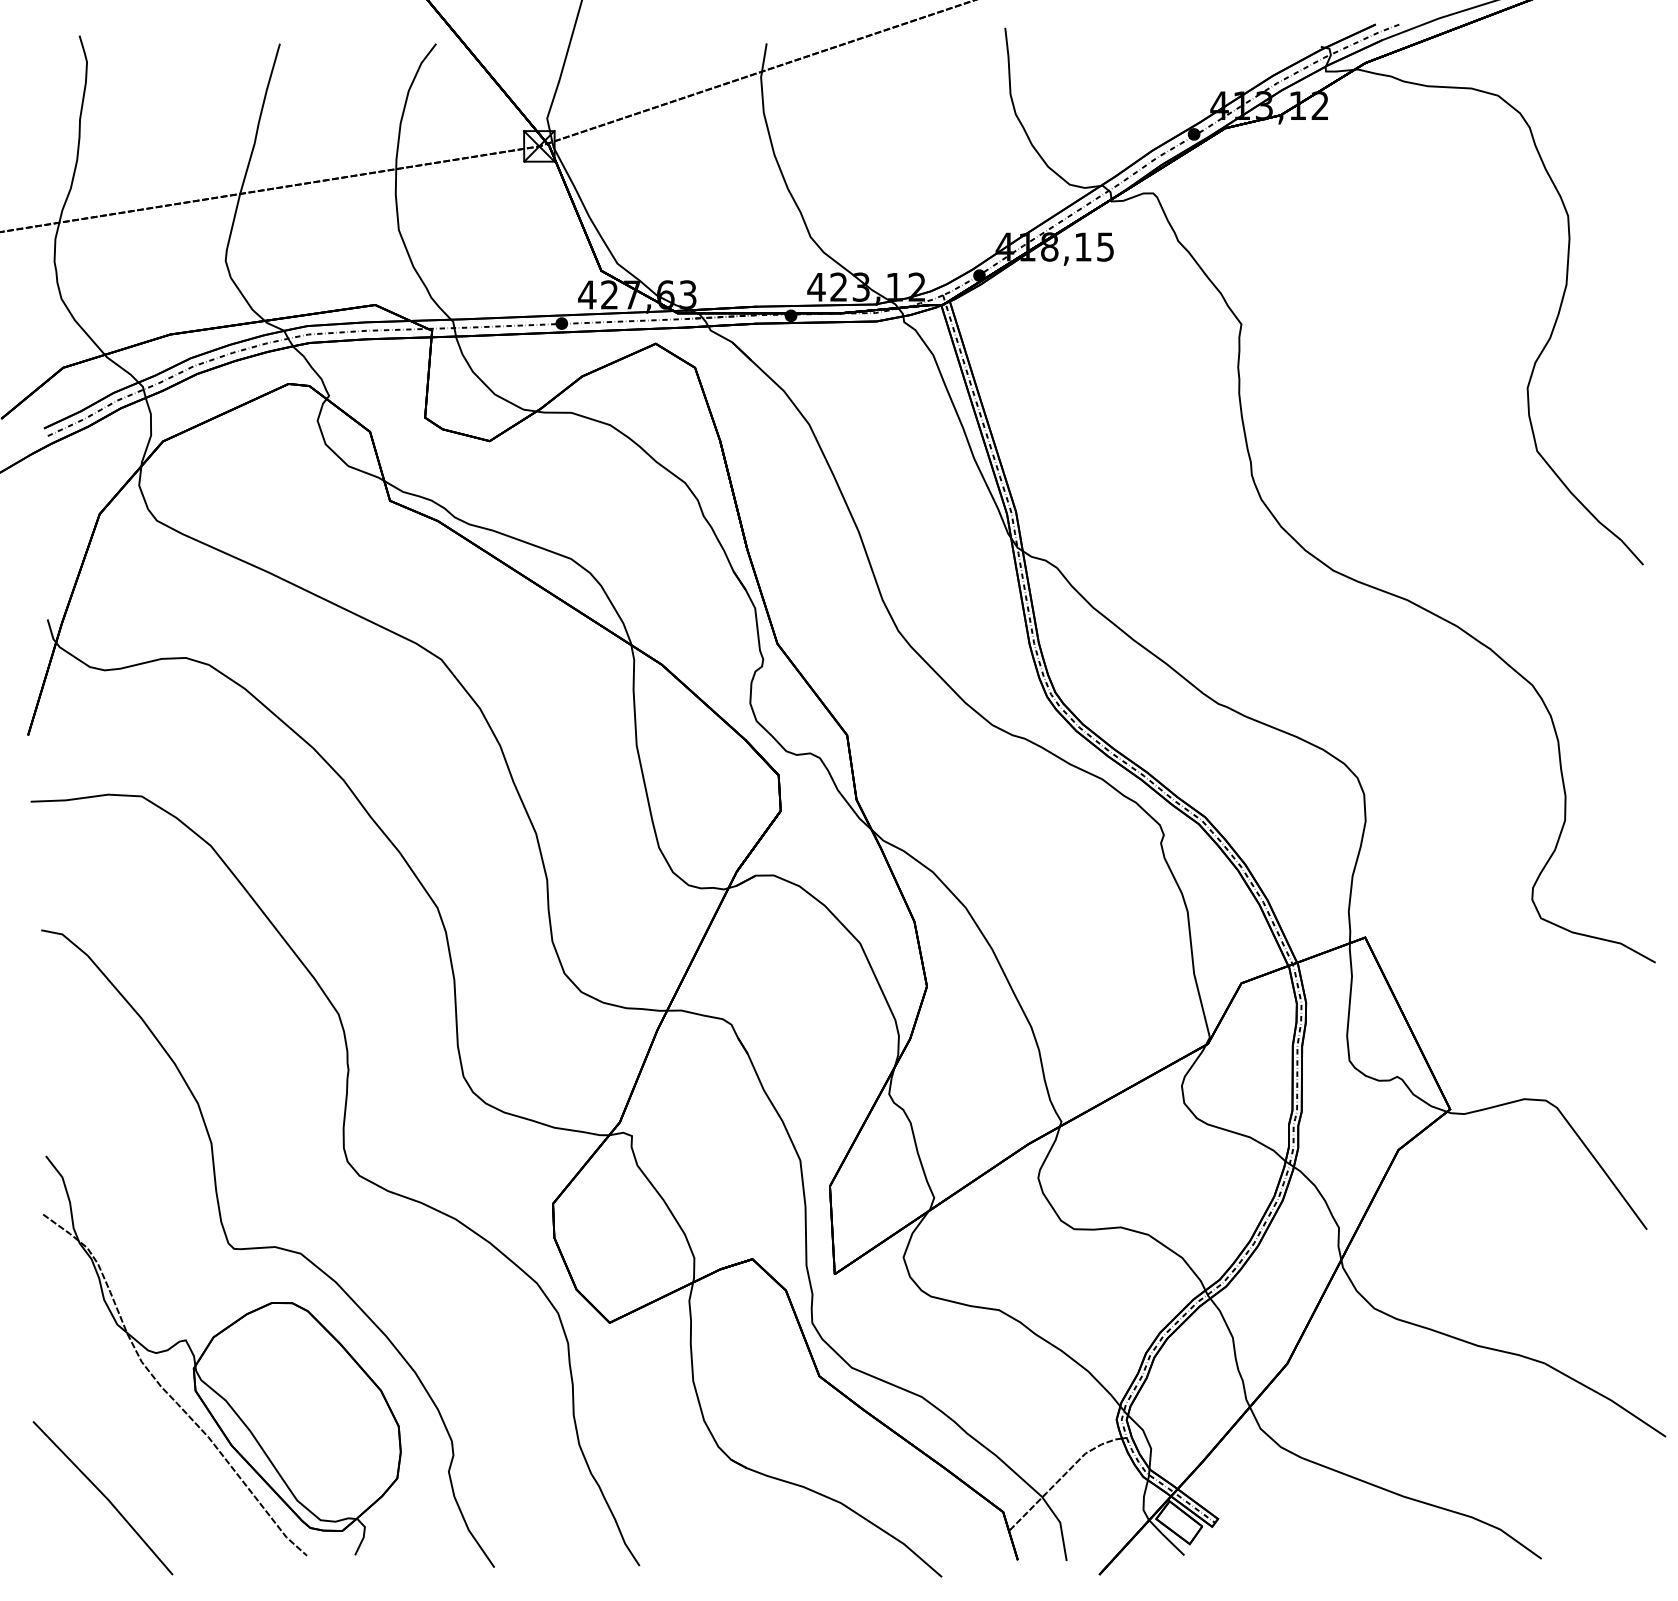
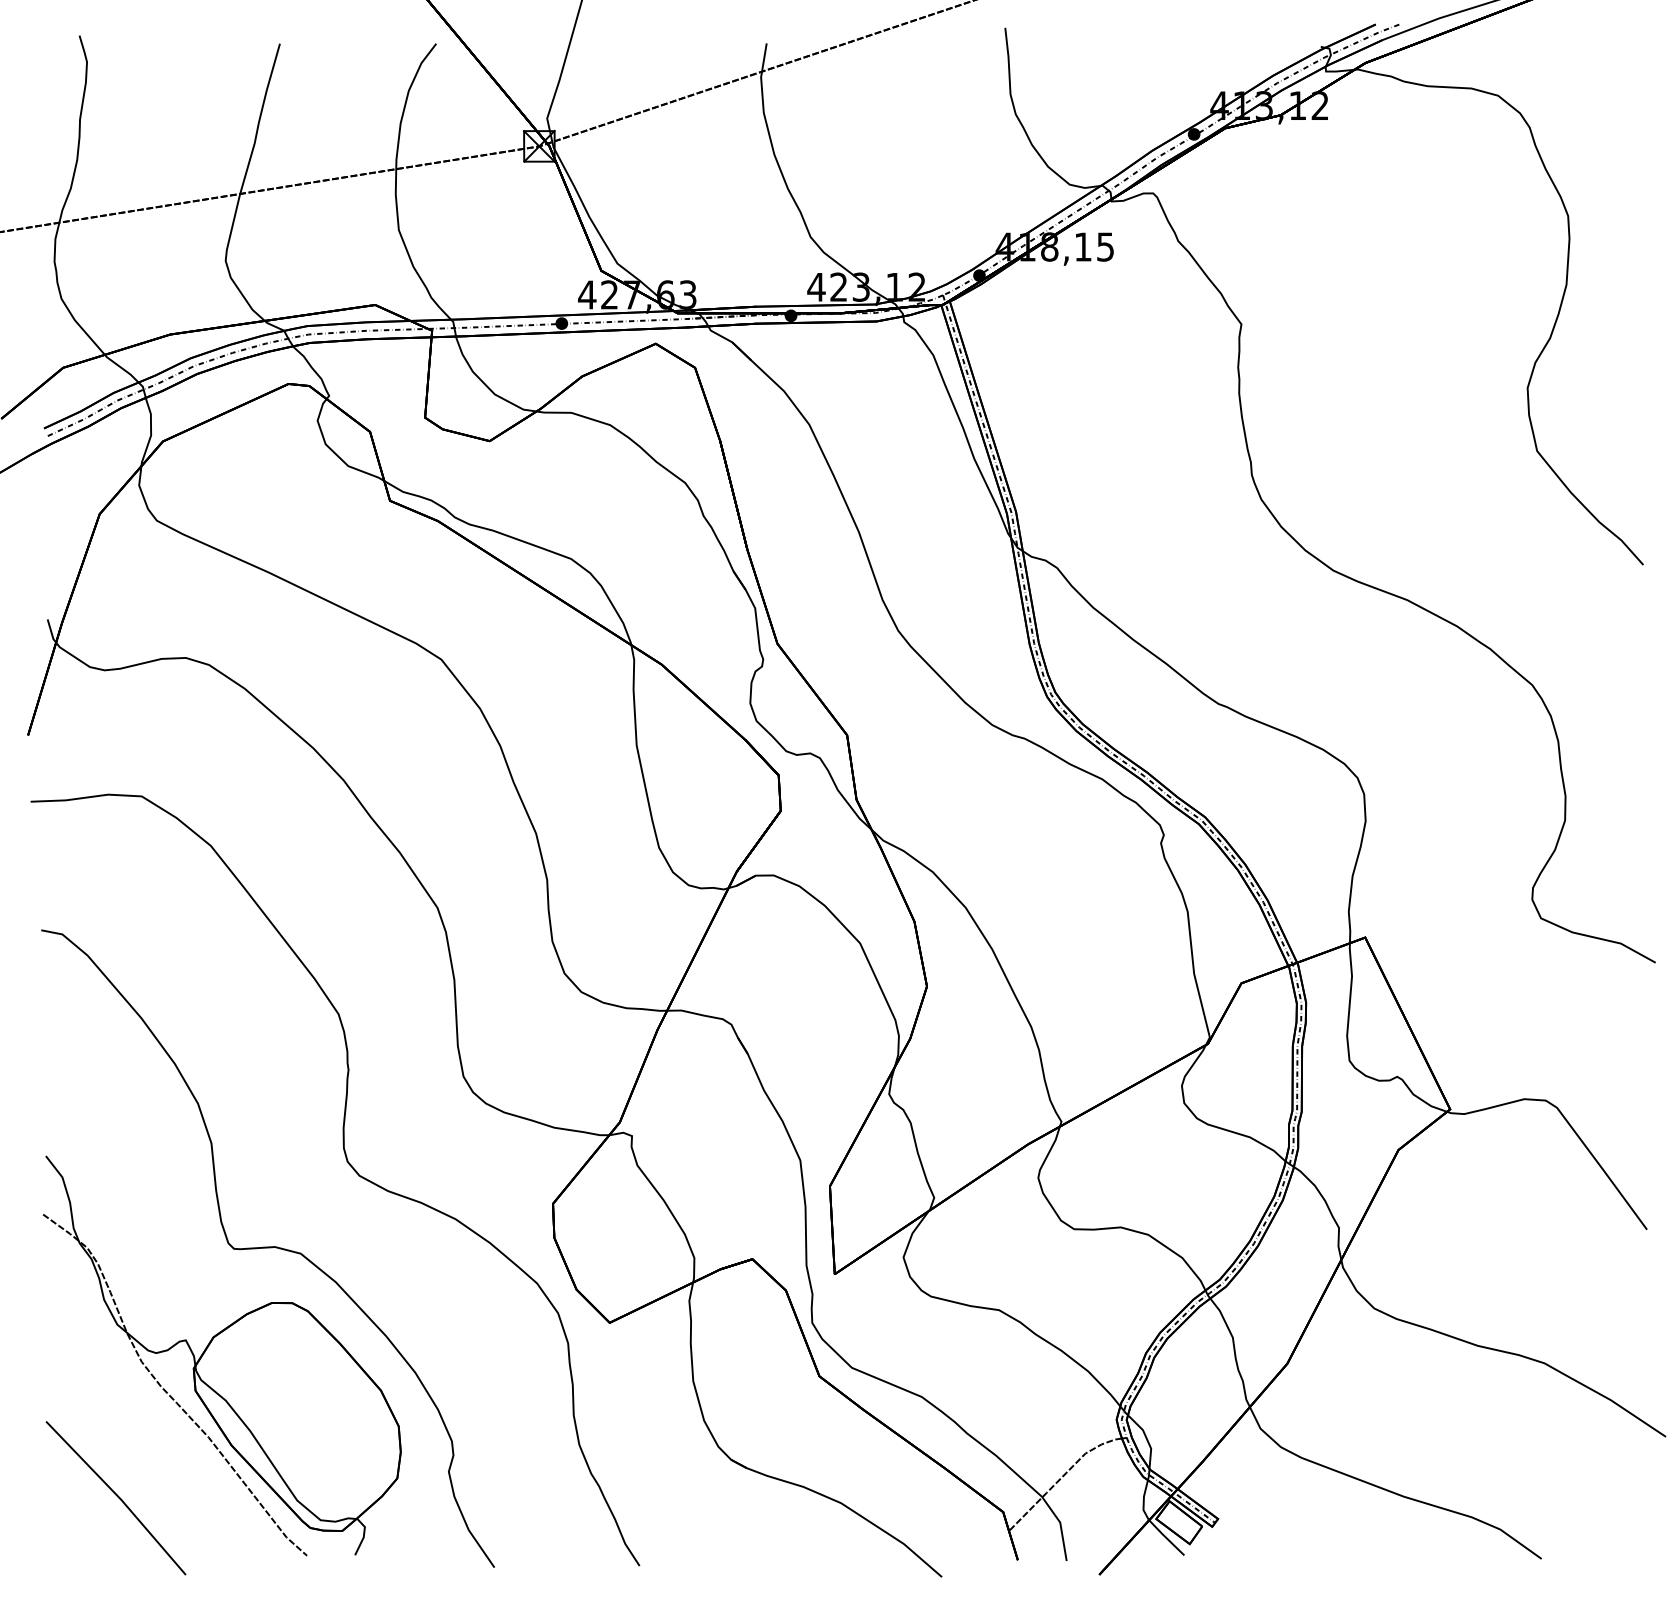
line position: (103, 1496) -> (116, 1496) (116, 1496)
